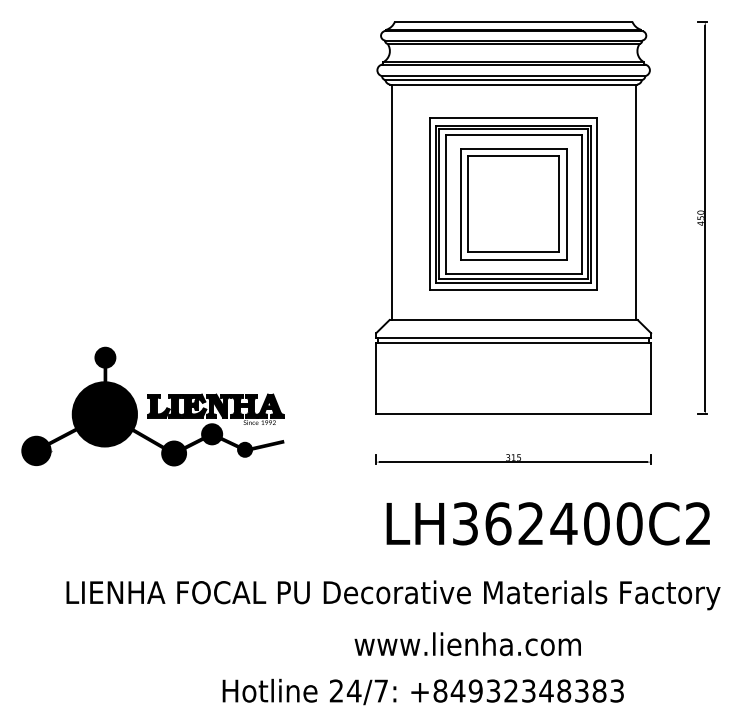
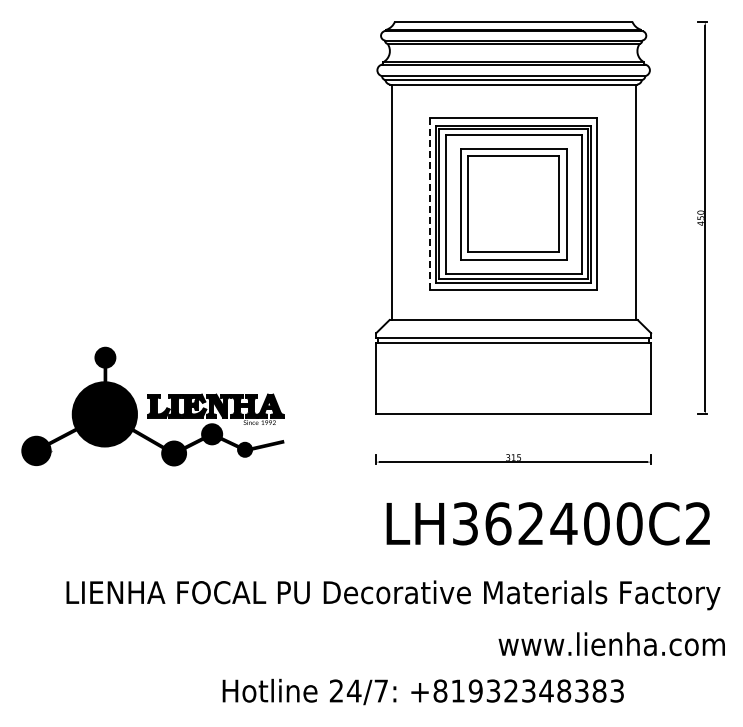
line: solid -> dashed (429, 204)
text position: (467, 644) -> (611, 644) (611, 644)
text: +84932348383 -> +81932348383 (457, 690)
